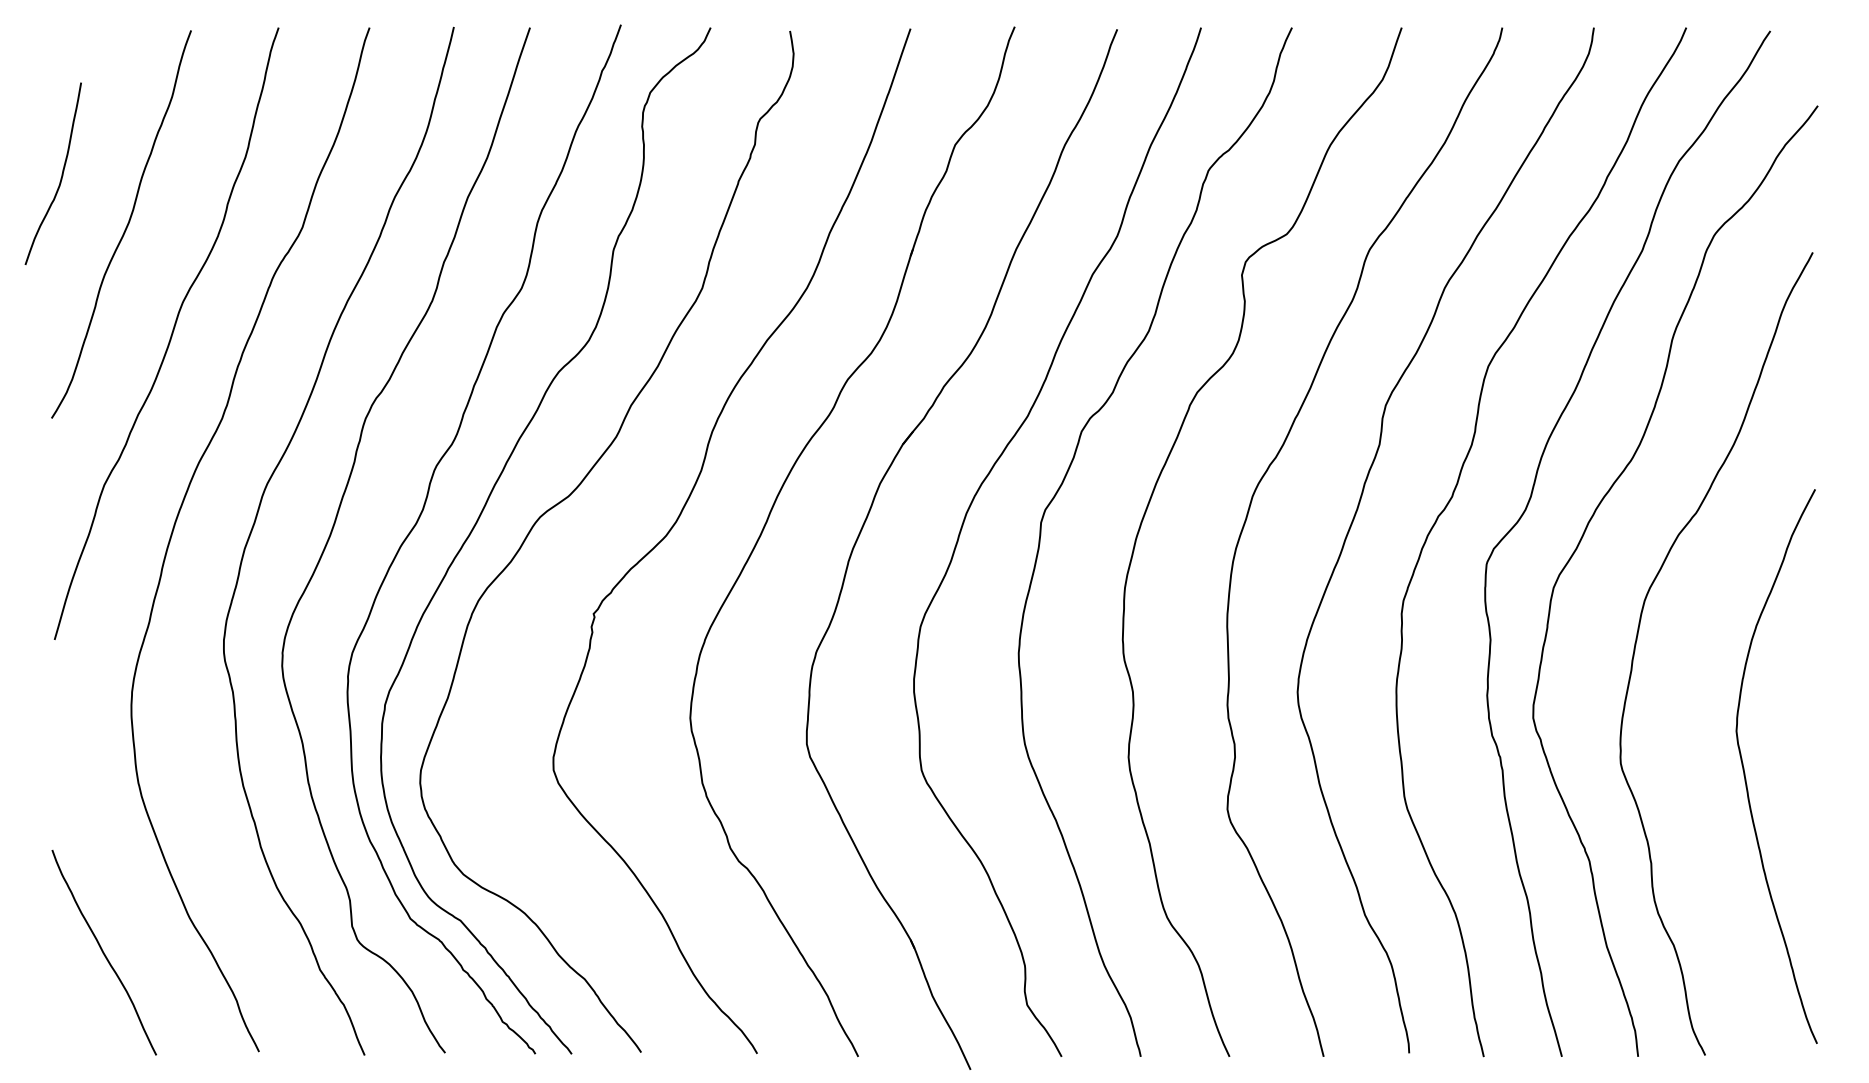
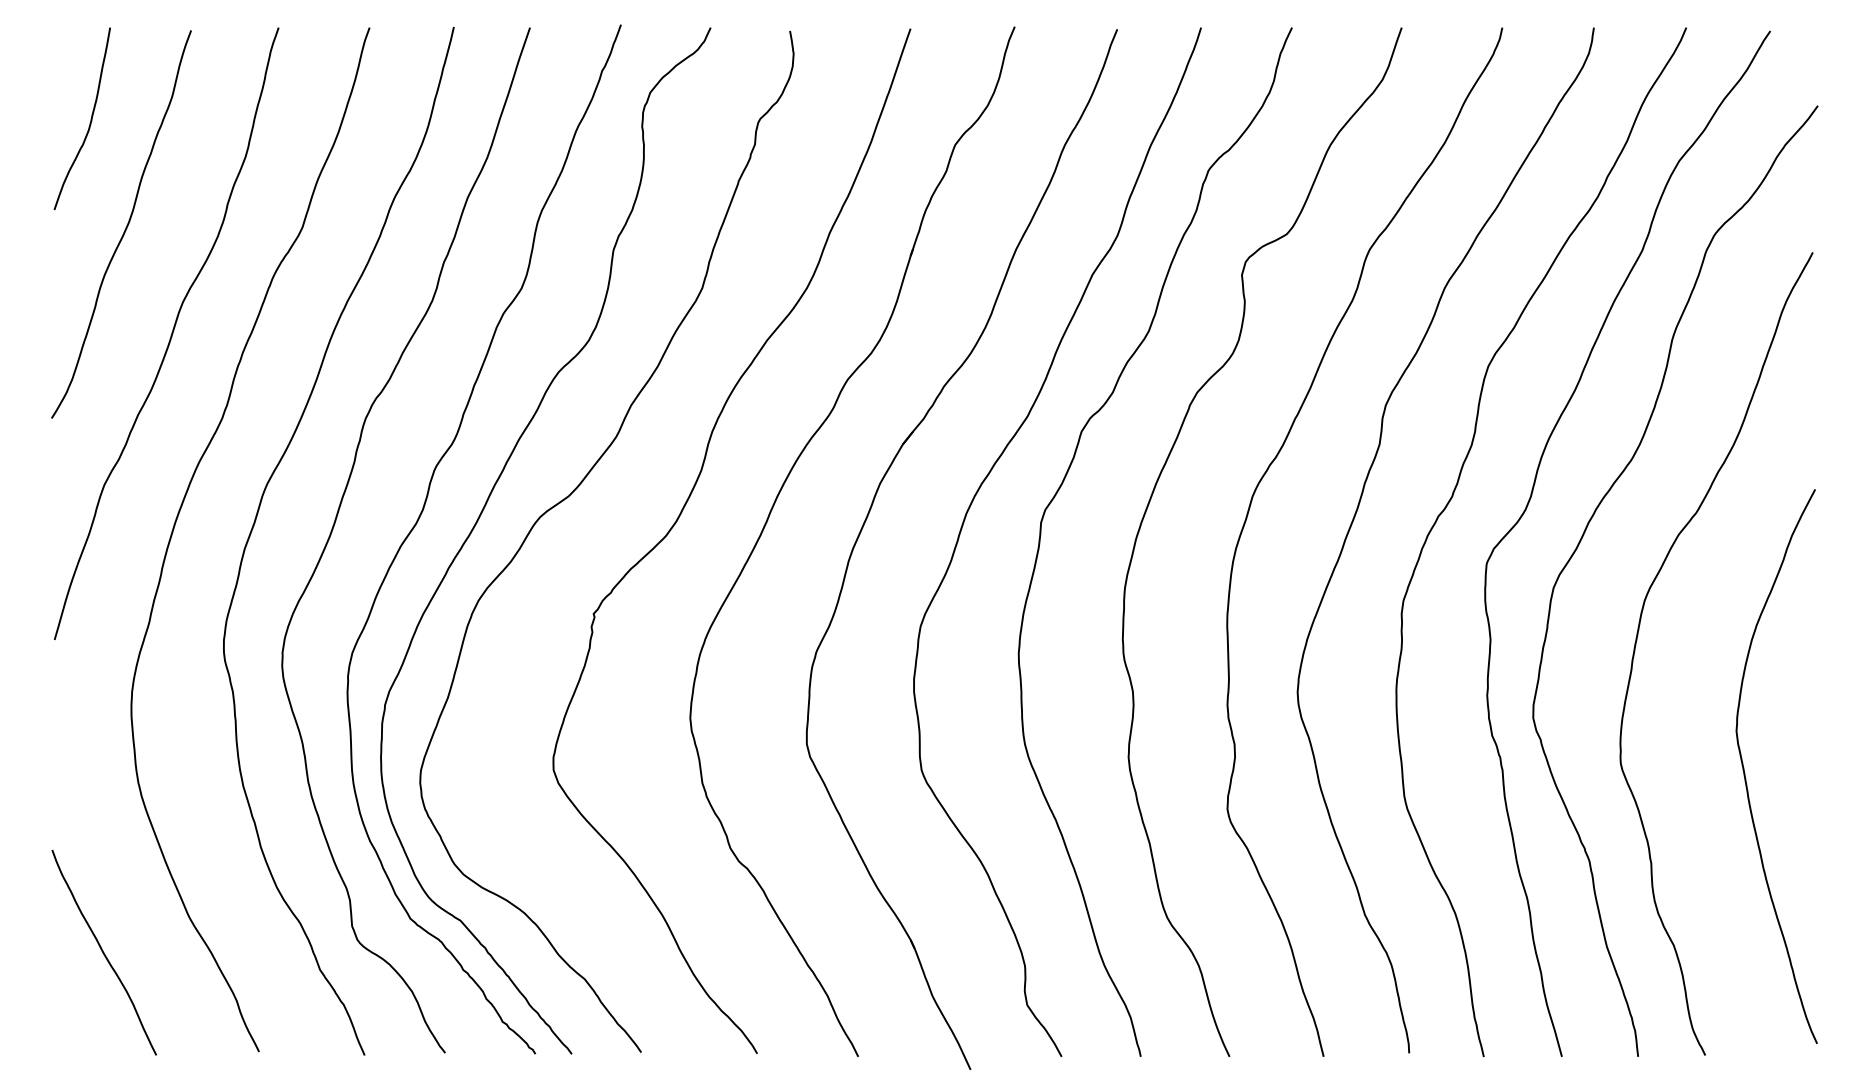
curve position: (61, 173) -> (90, 118) (90, 118)
